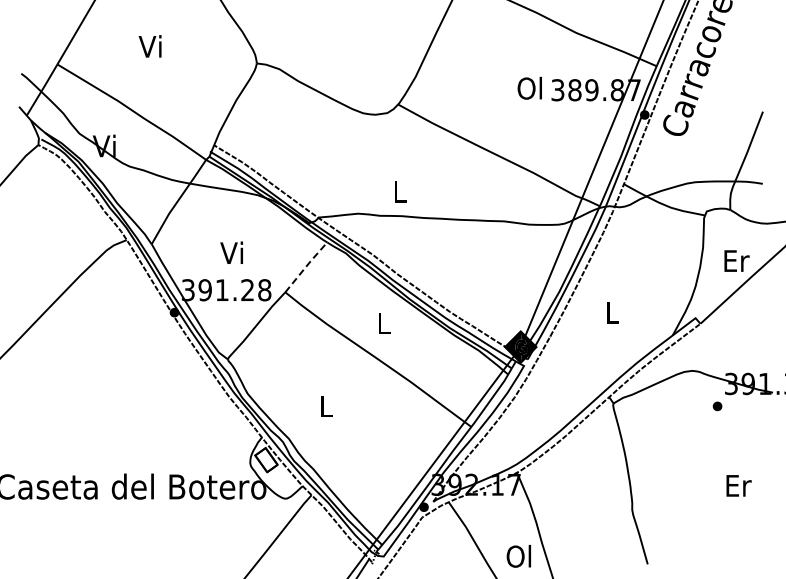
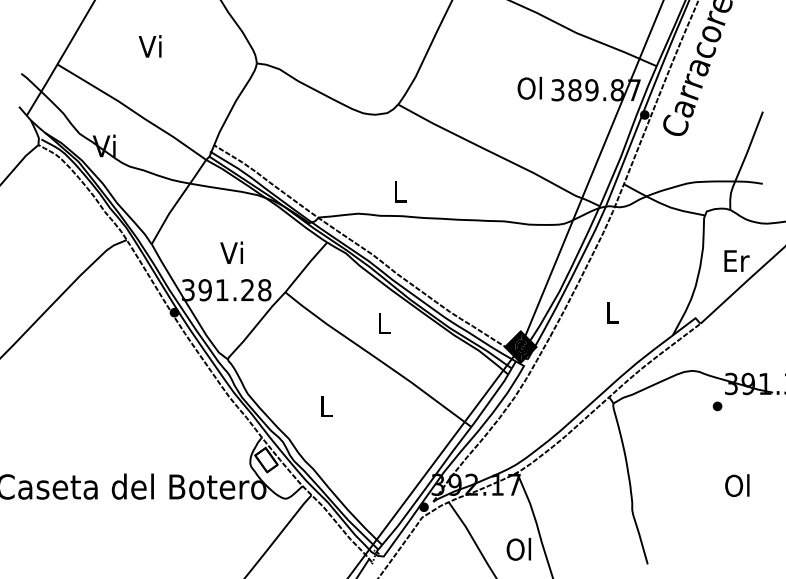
line: dashed -> solid (305, 267)
text: Er -> Ol (738, 485)
text position: (518, 556) -> (518, 549) (518, 549)
